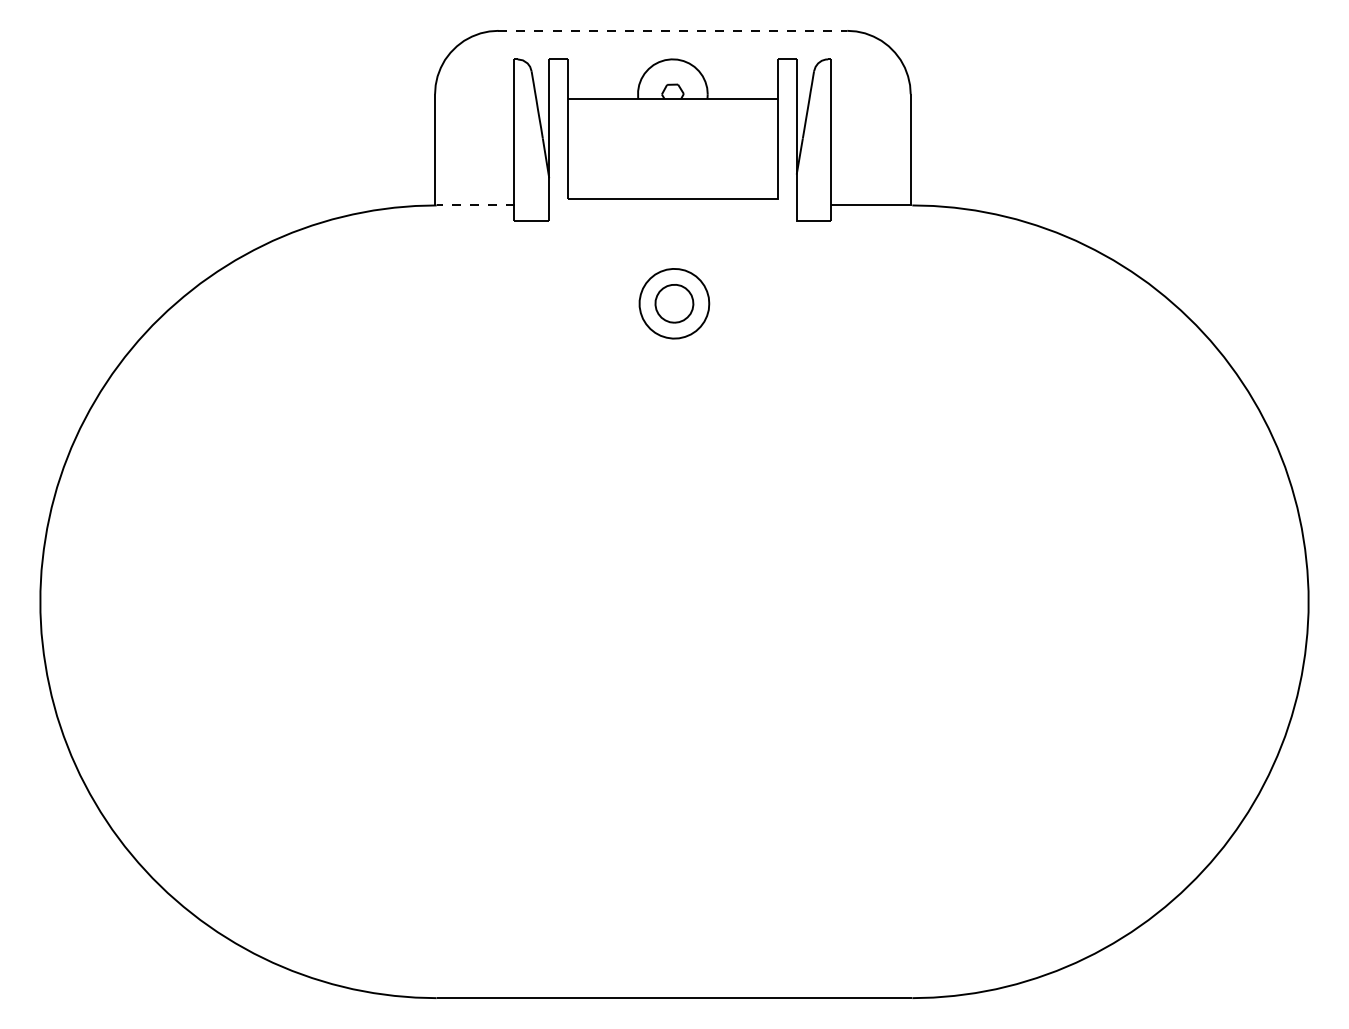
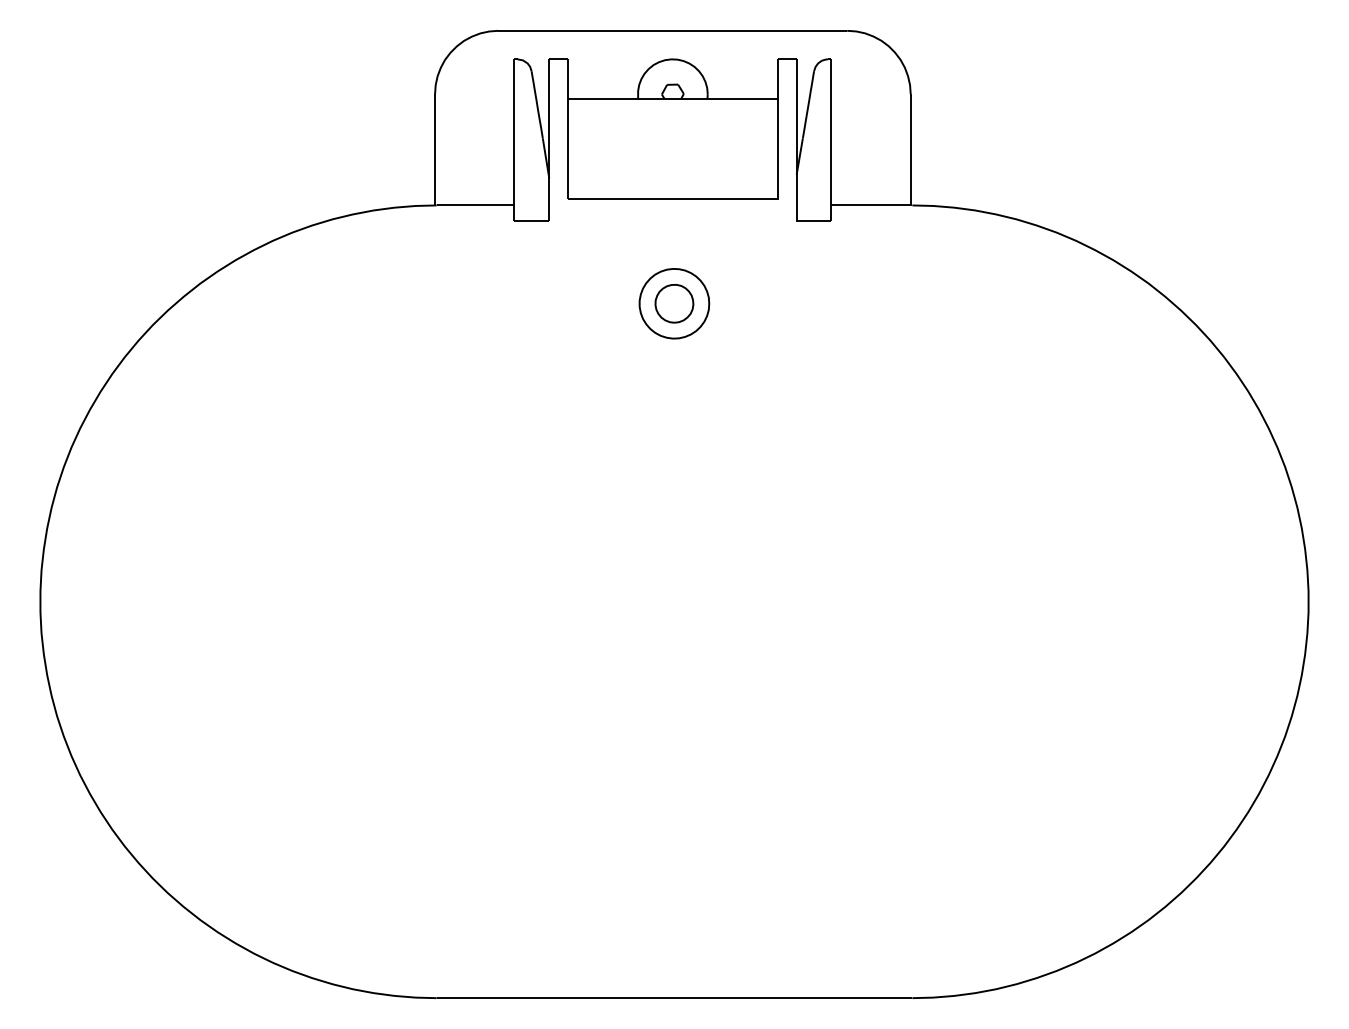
line: dashed -> solid (673, 30)
line: dashed -> solid (475, 205)
